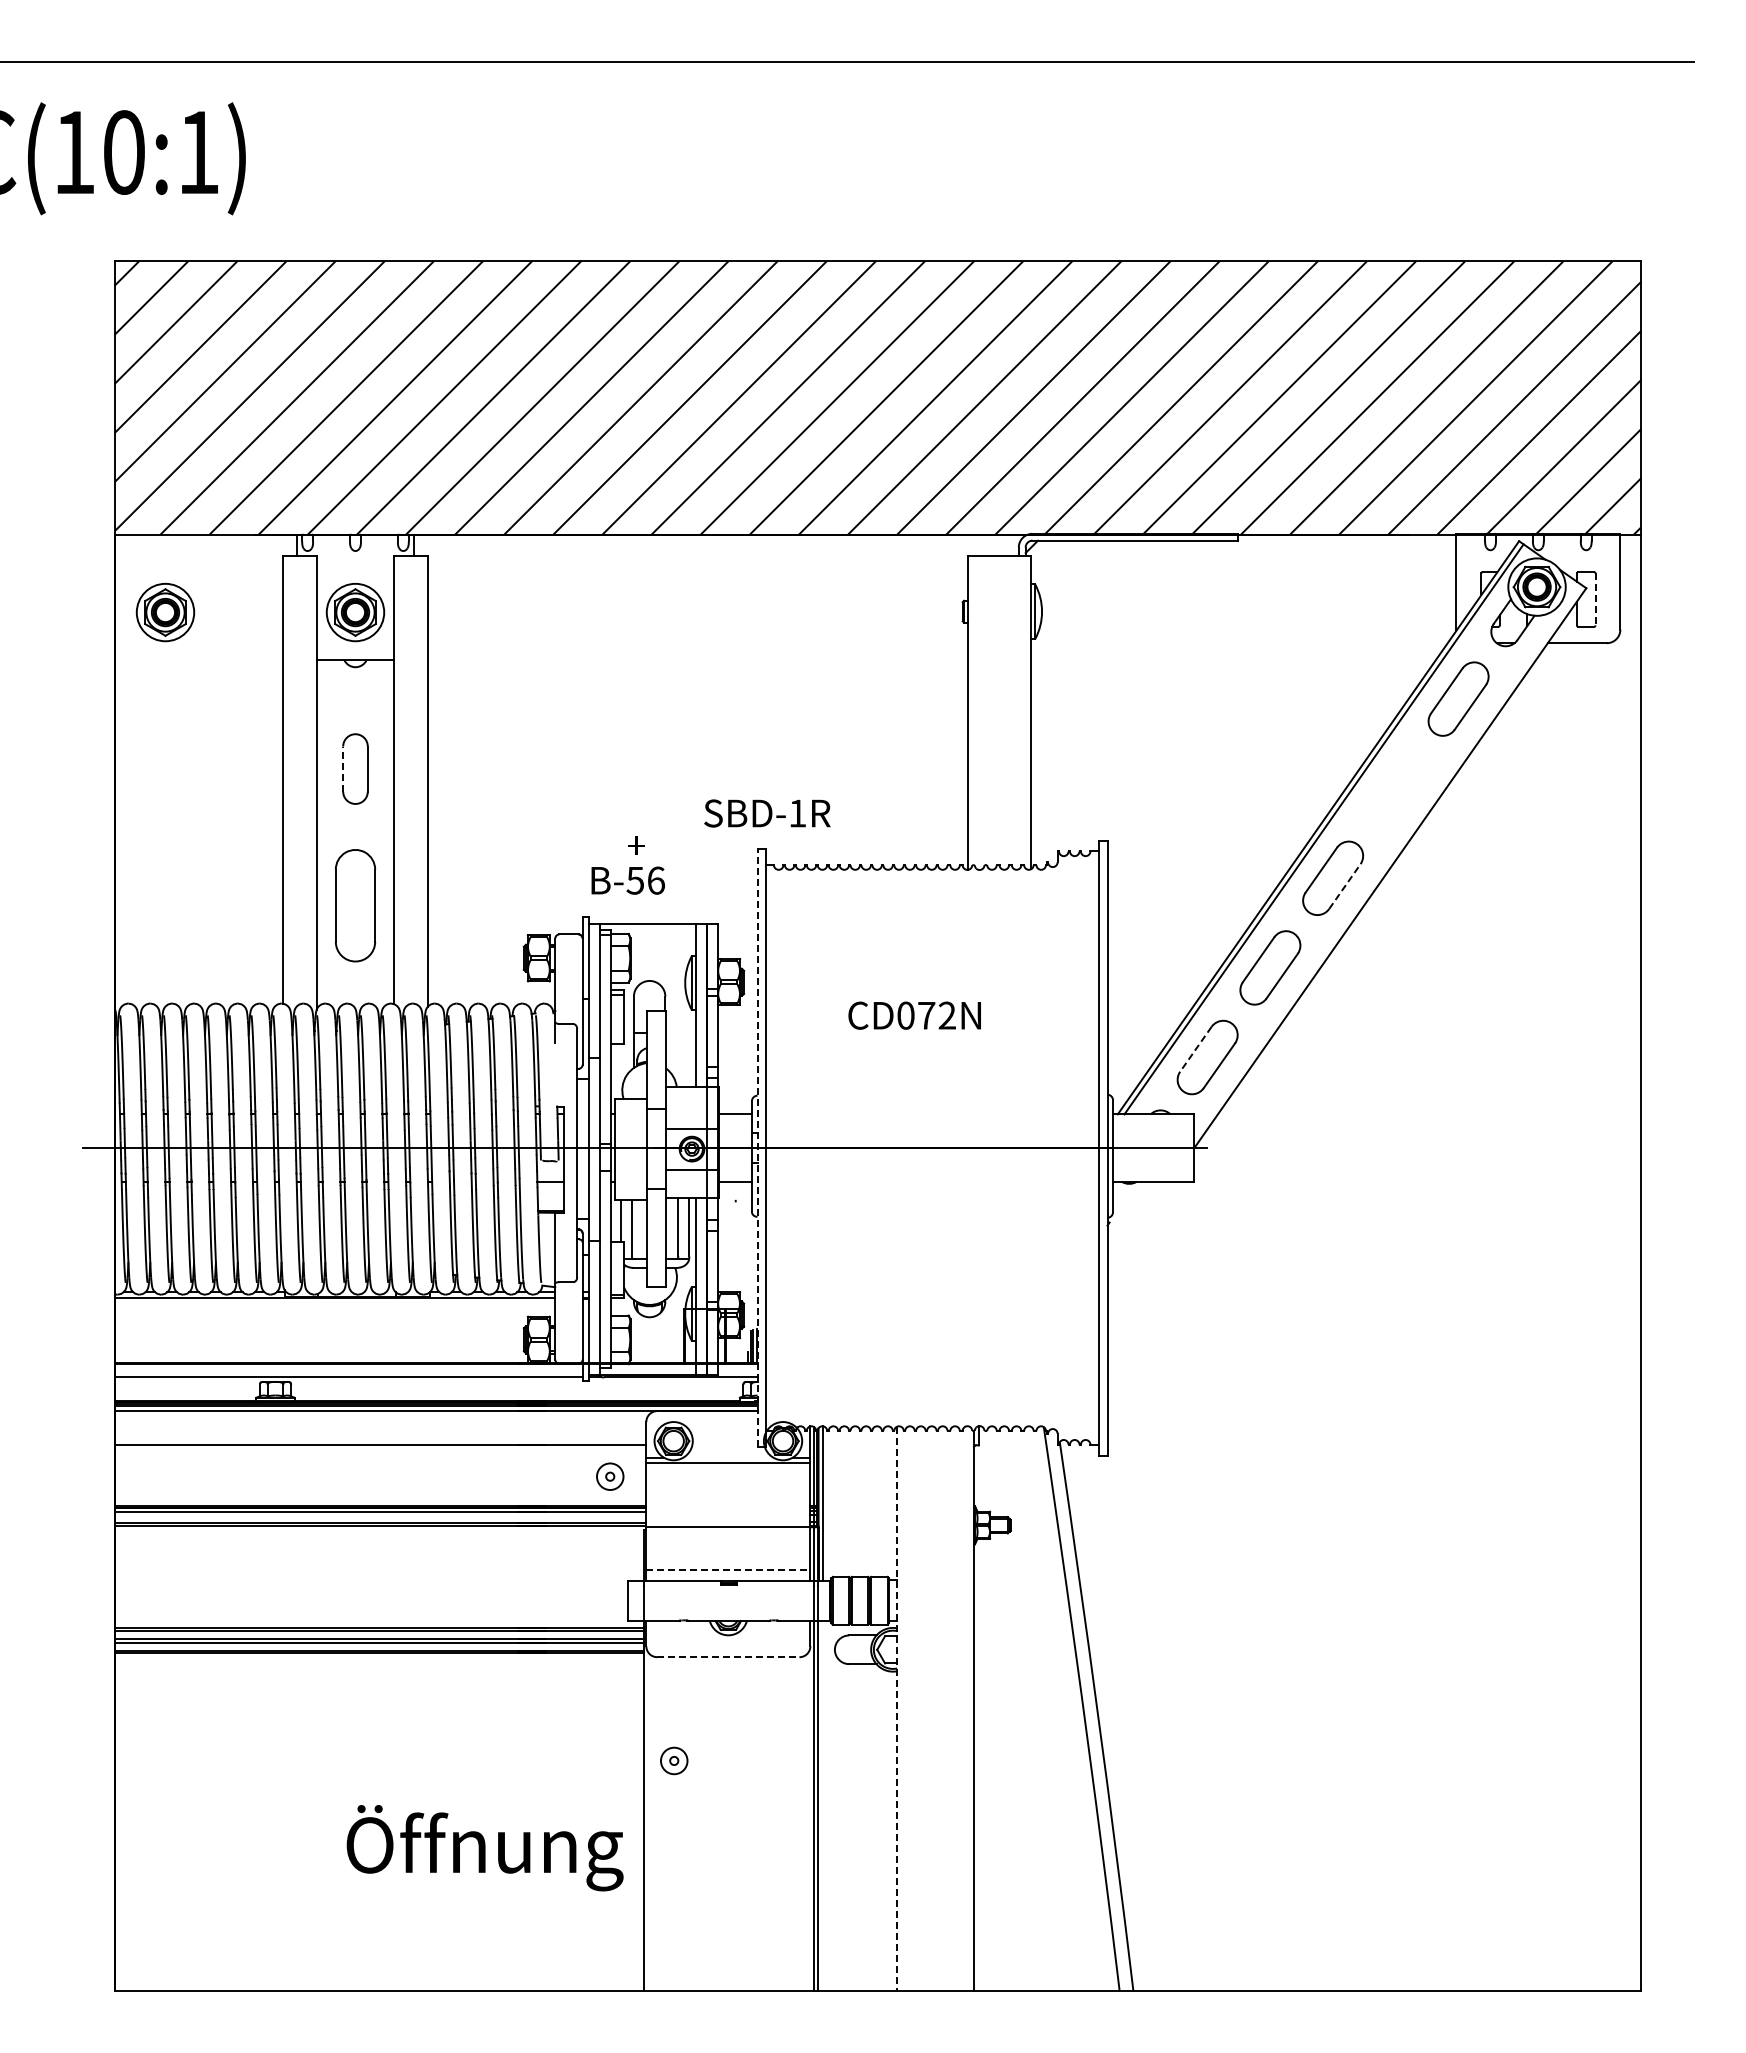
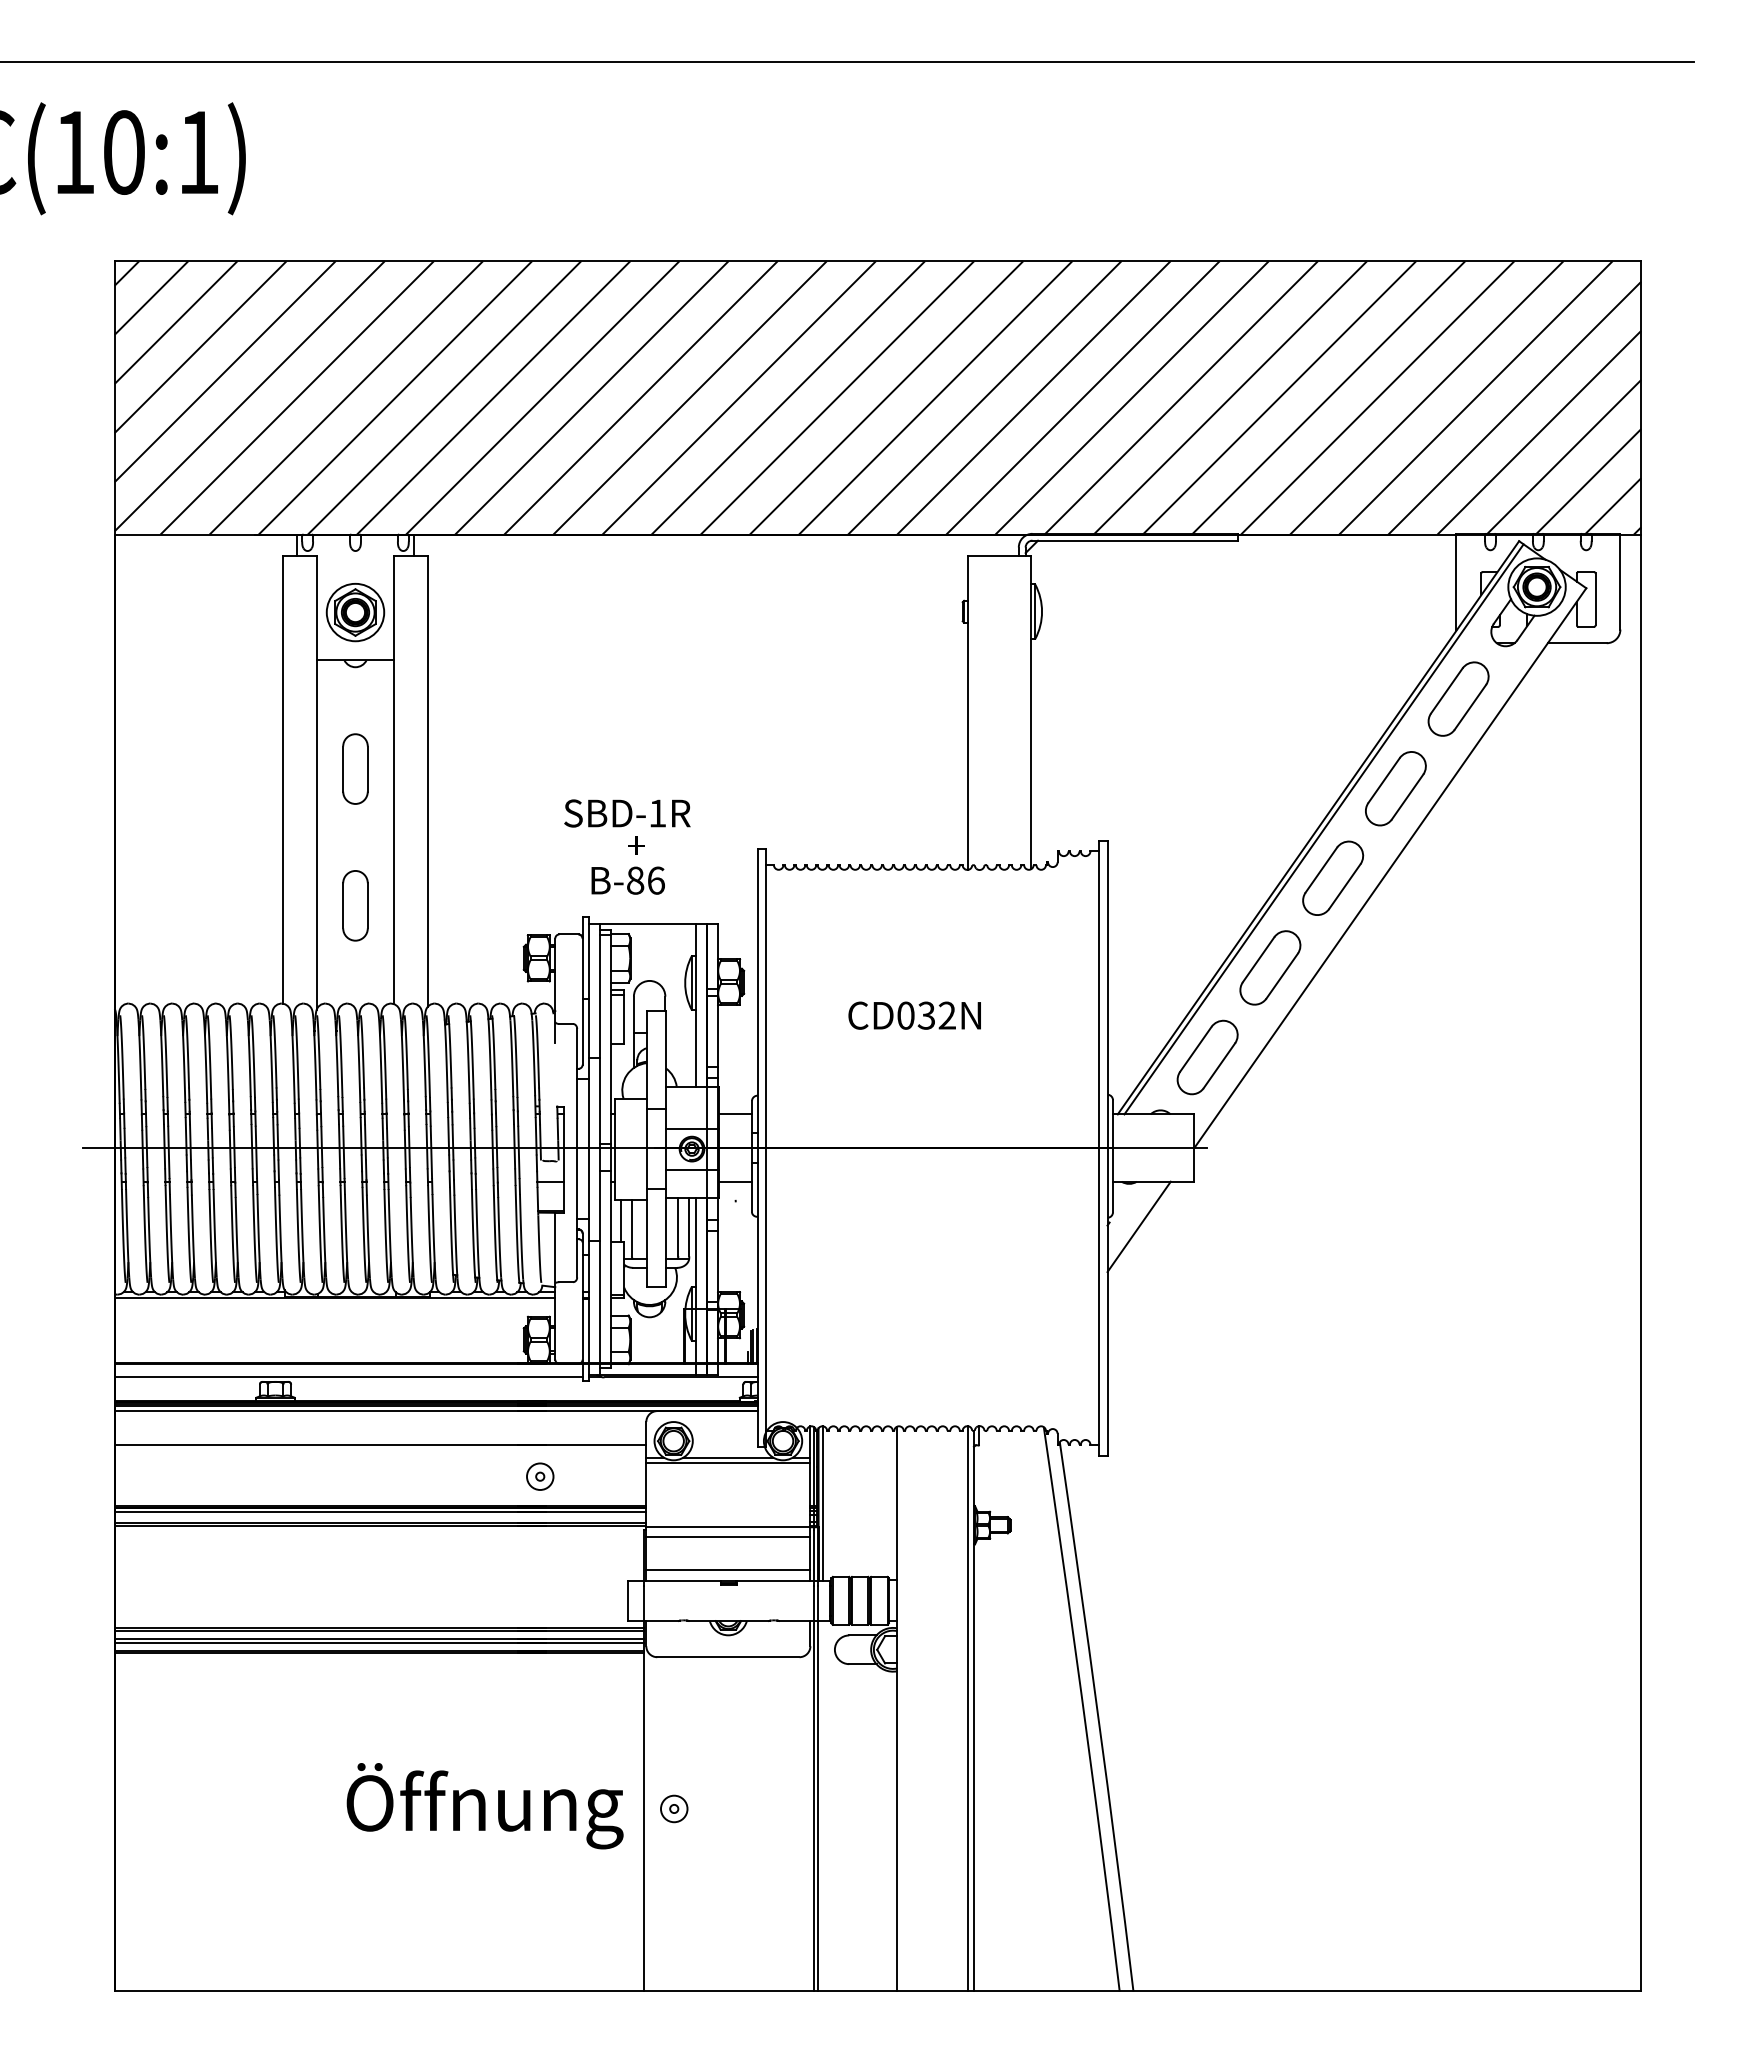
line: dashed -> solid (1595, 599)
part: present -> none (165, 612)
line: dashed -> solid (343, 769)
part: none -> present (1395, 788)
text position: (767, 813) -> (627, 813) (627, 813)
text: B-56 -> B-86 (635, 880)
line: dashed -> solid (1345, 886)
part size: 42x114 px -> 27x72 px (355, 905)
text: CD072N -> CD032N (926, 1015)
line: dashed -> solid (1195, 1049)
line: dashed -> solid (757, 1147)
line: none -> present (1138, 1226)
line: none -> present (728, 1457)
part position: (610, 1476) -> (540, 1476) (540, 1476)
line: none -> present (728, 1536)
line: dashed -> solid (728, 1569)
line: dashed -> solid (728, 1657)
line: none -> present (968, 1708)
line: dashed -> solid (897, 1709)
part position: (674, 1760) -> (674, 1808) (674, 1808)
text position: (484, 1848) -> (484, 1806) (484, 1806)
